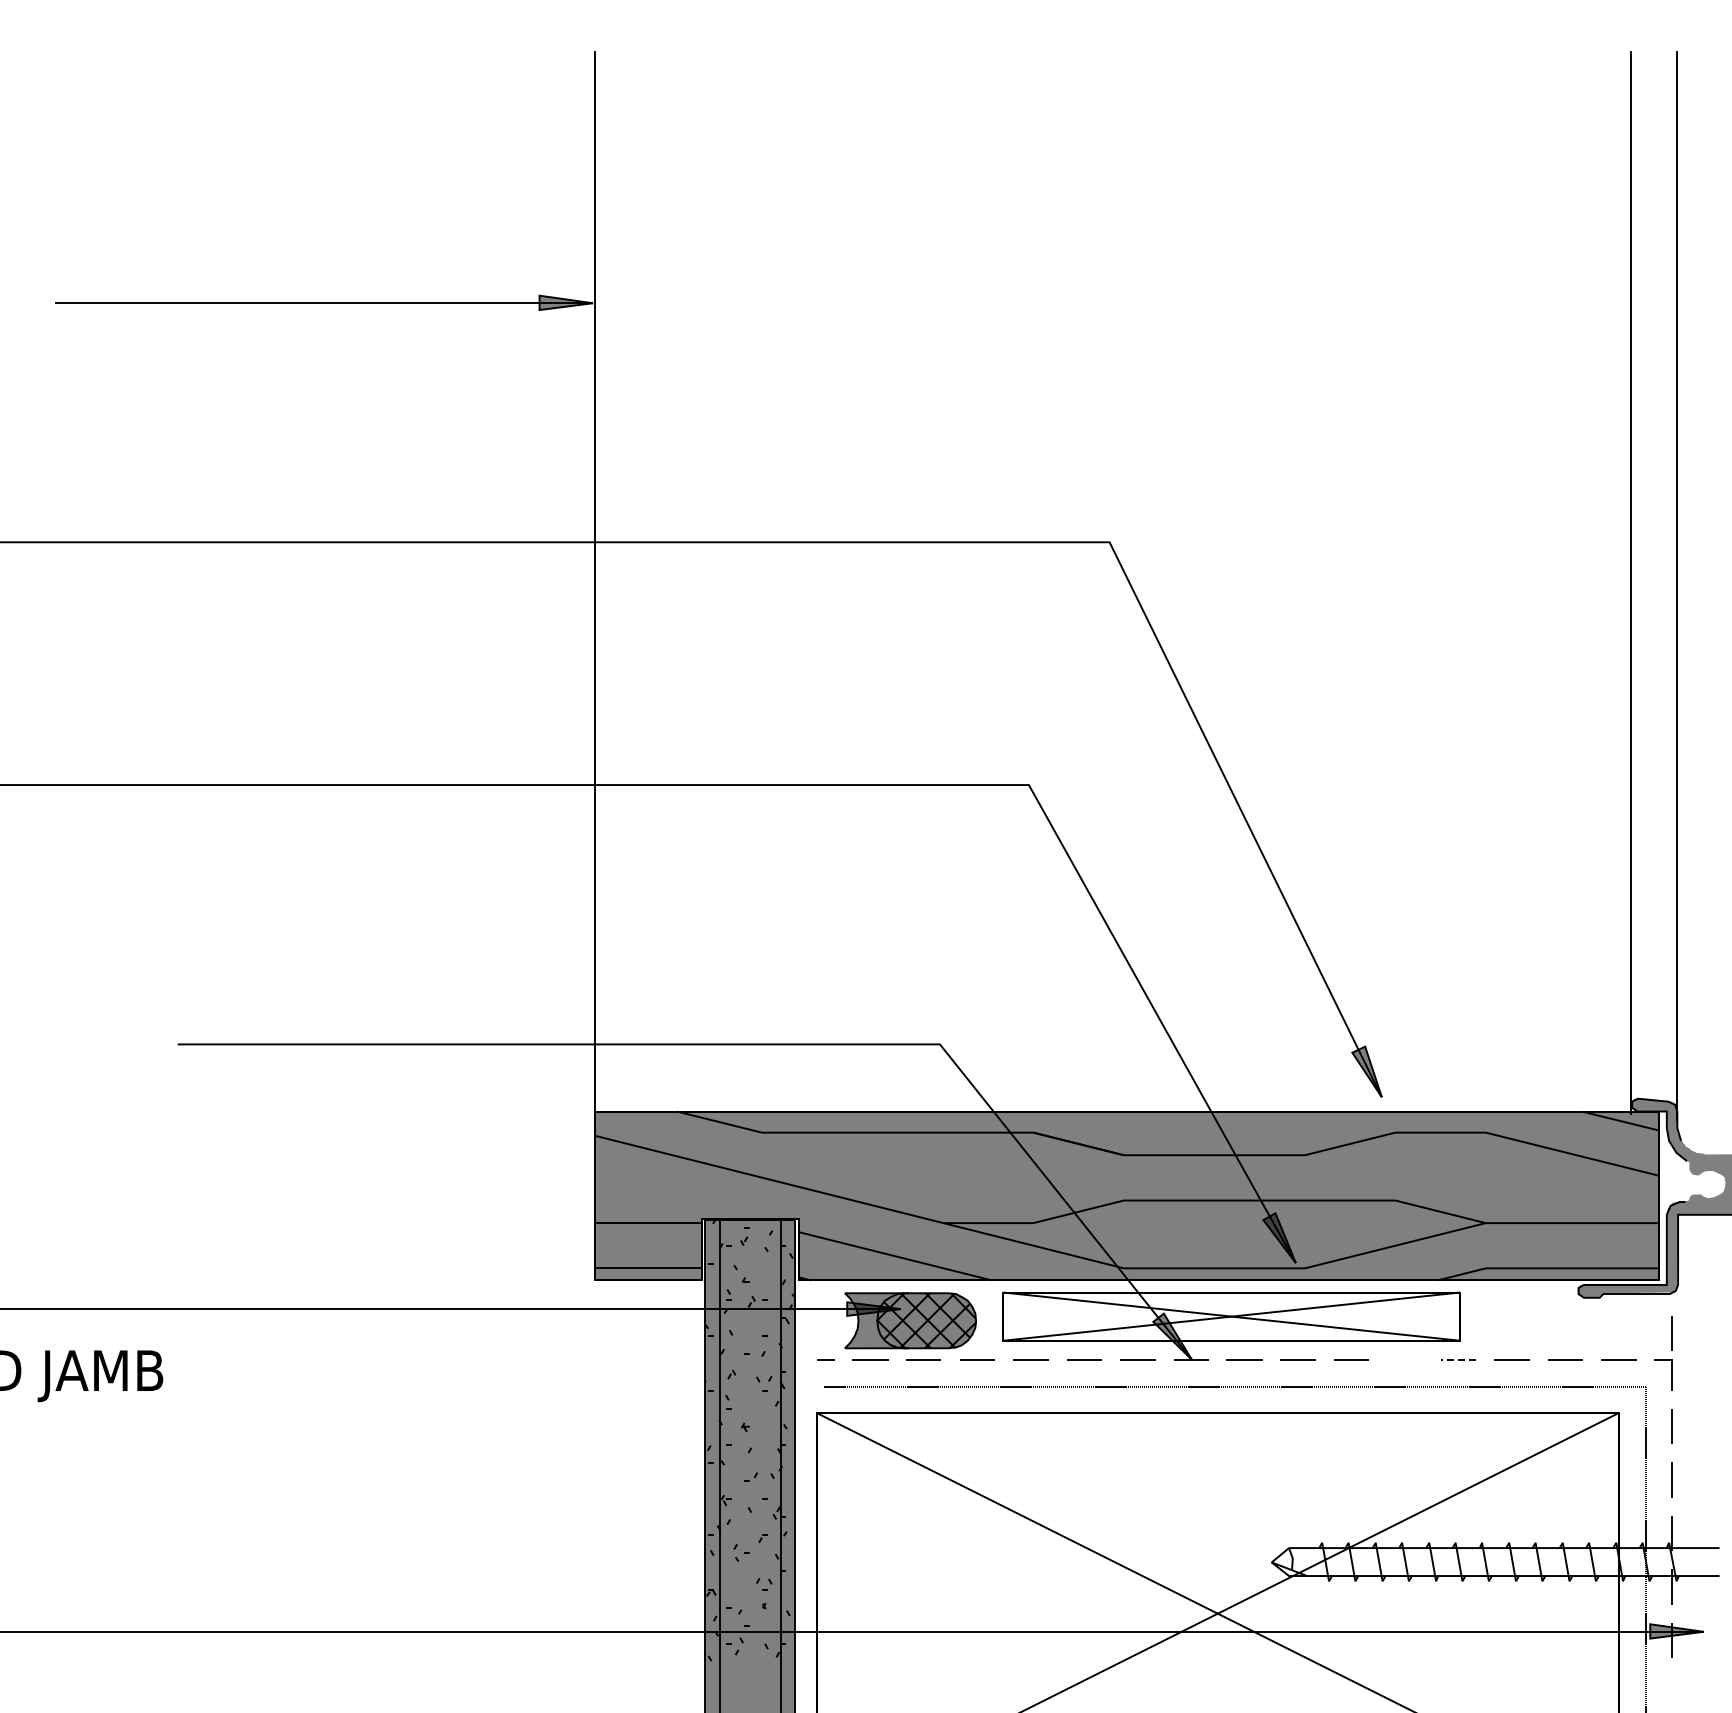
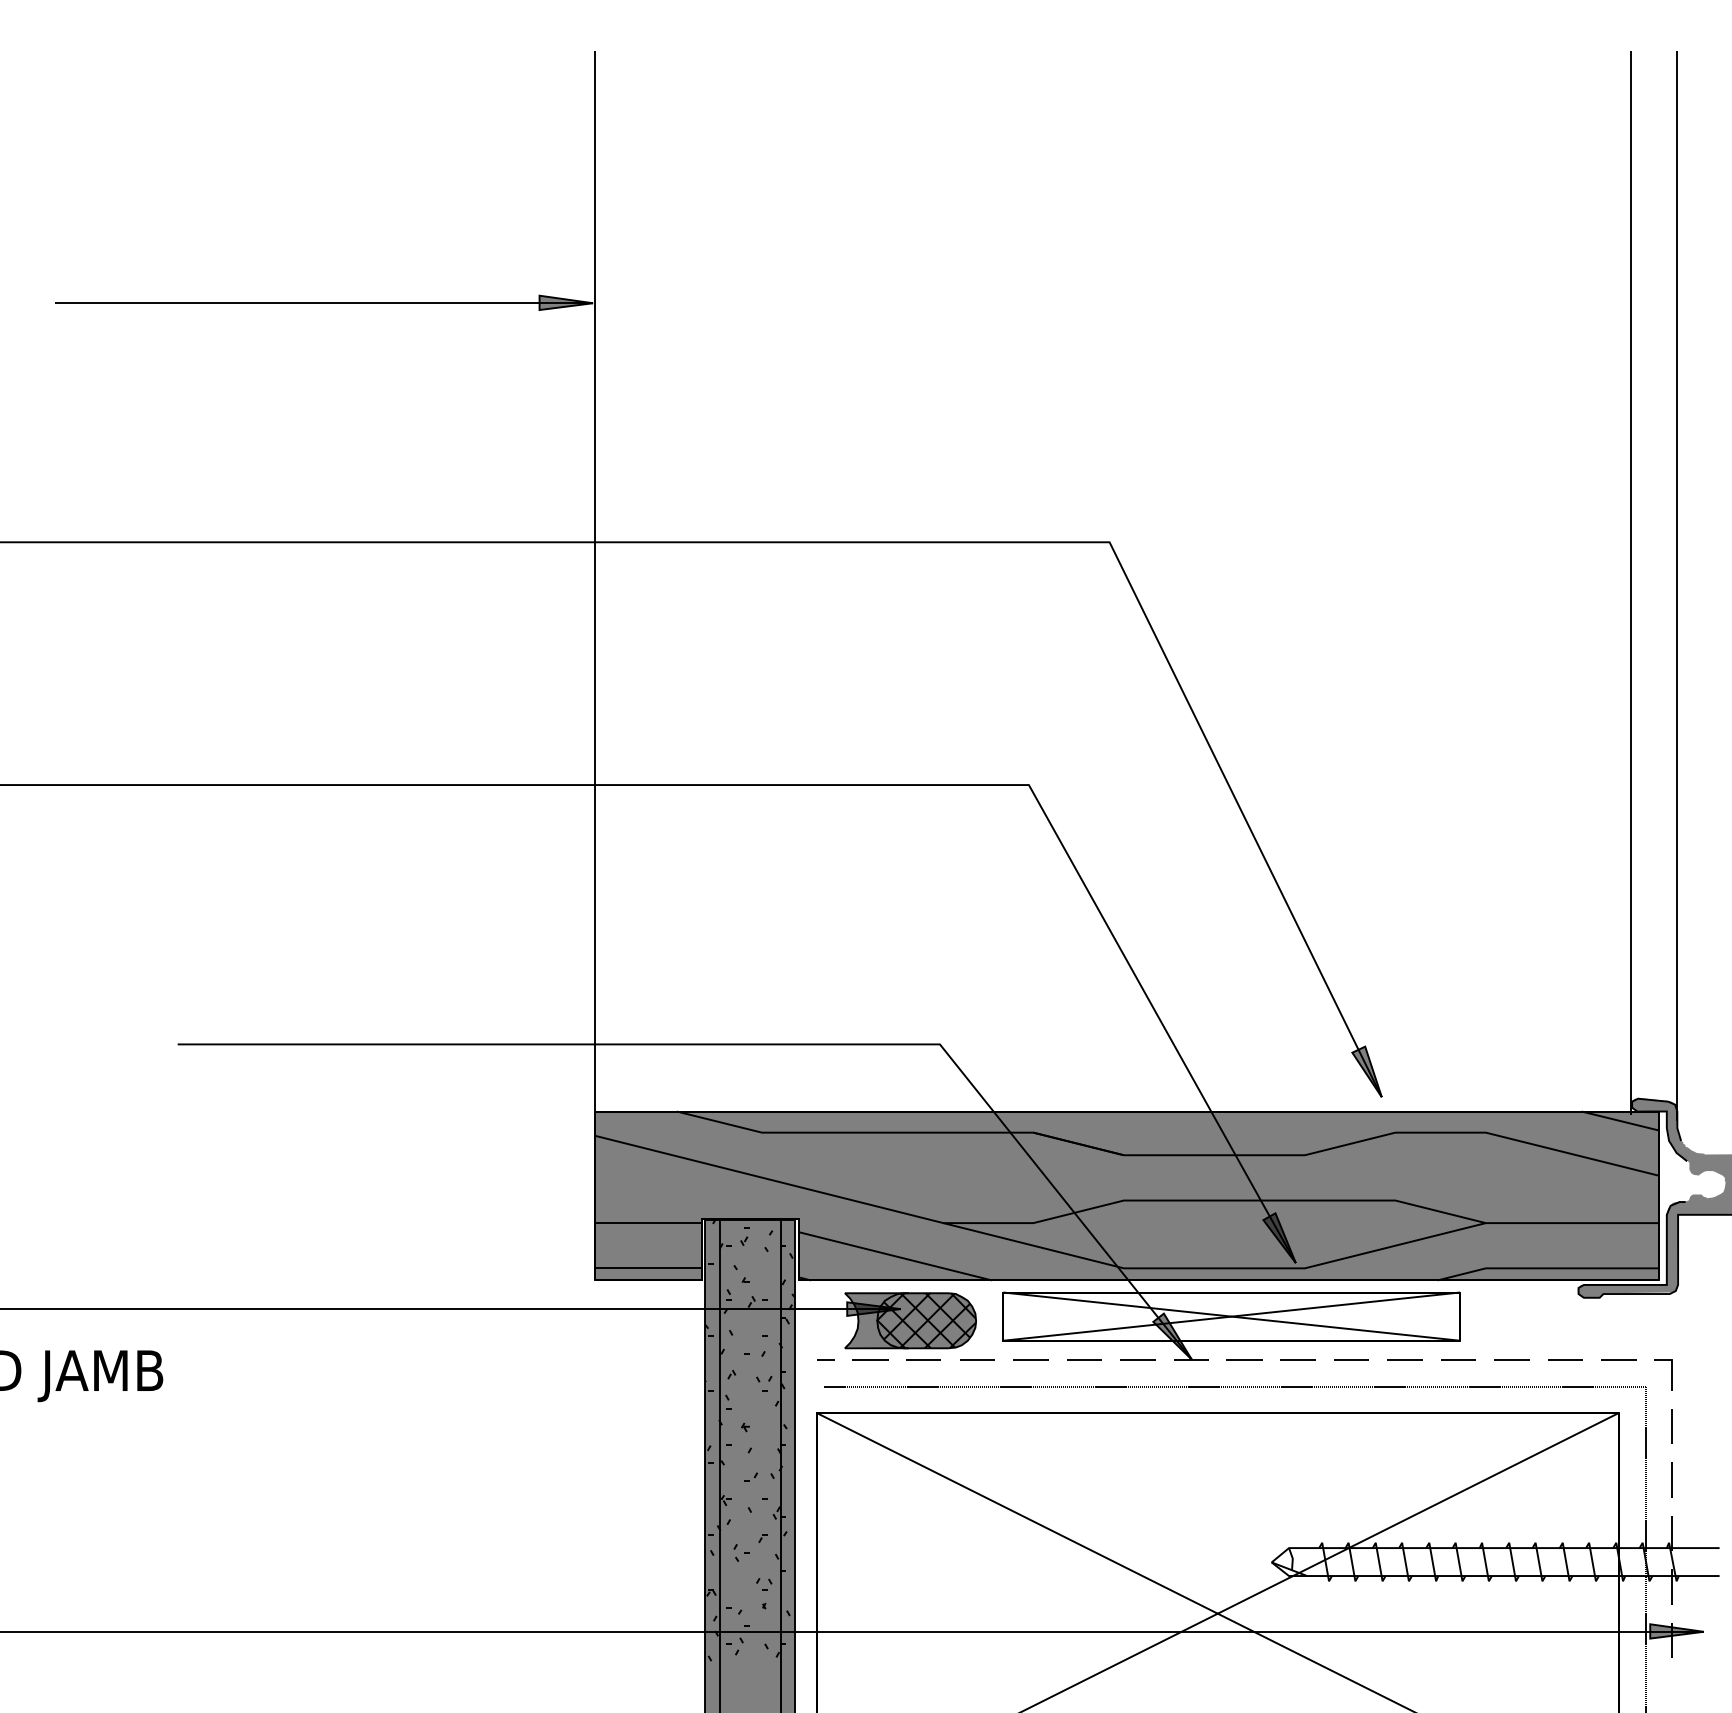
line: present -> none (1671, 1333)
line: none -> present (1404, 1359)
line: dashed -> solid (1458, 1359)
